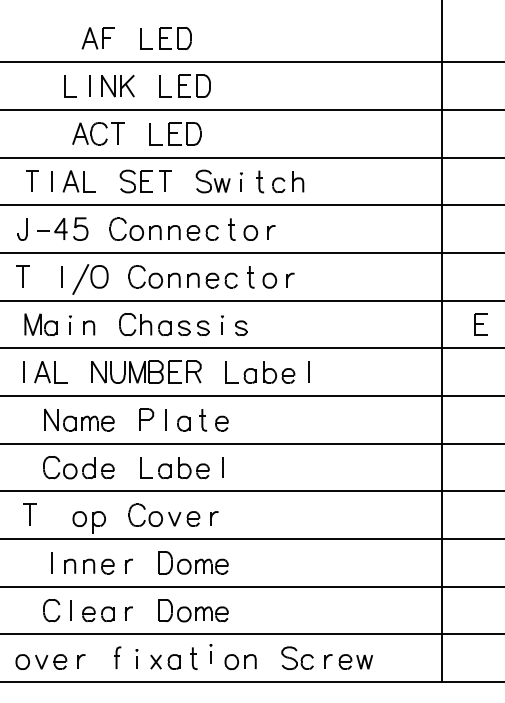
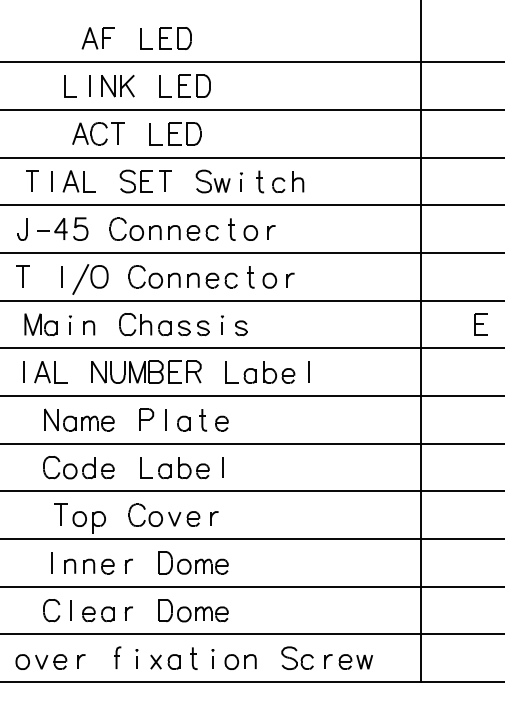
line position: (441, 341) -> (420, 341) (420, 341)
part position: (29, 514) -> (60, 514) (60, 514)
part position: (210, 653) -> (212, 658) (212, 658)
